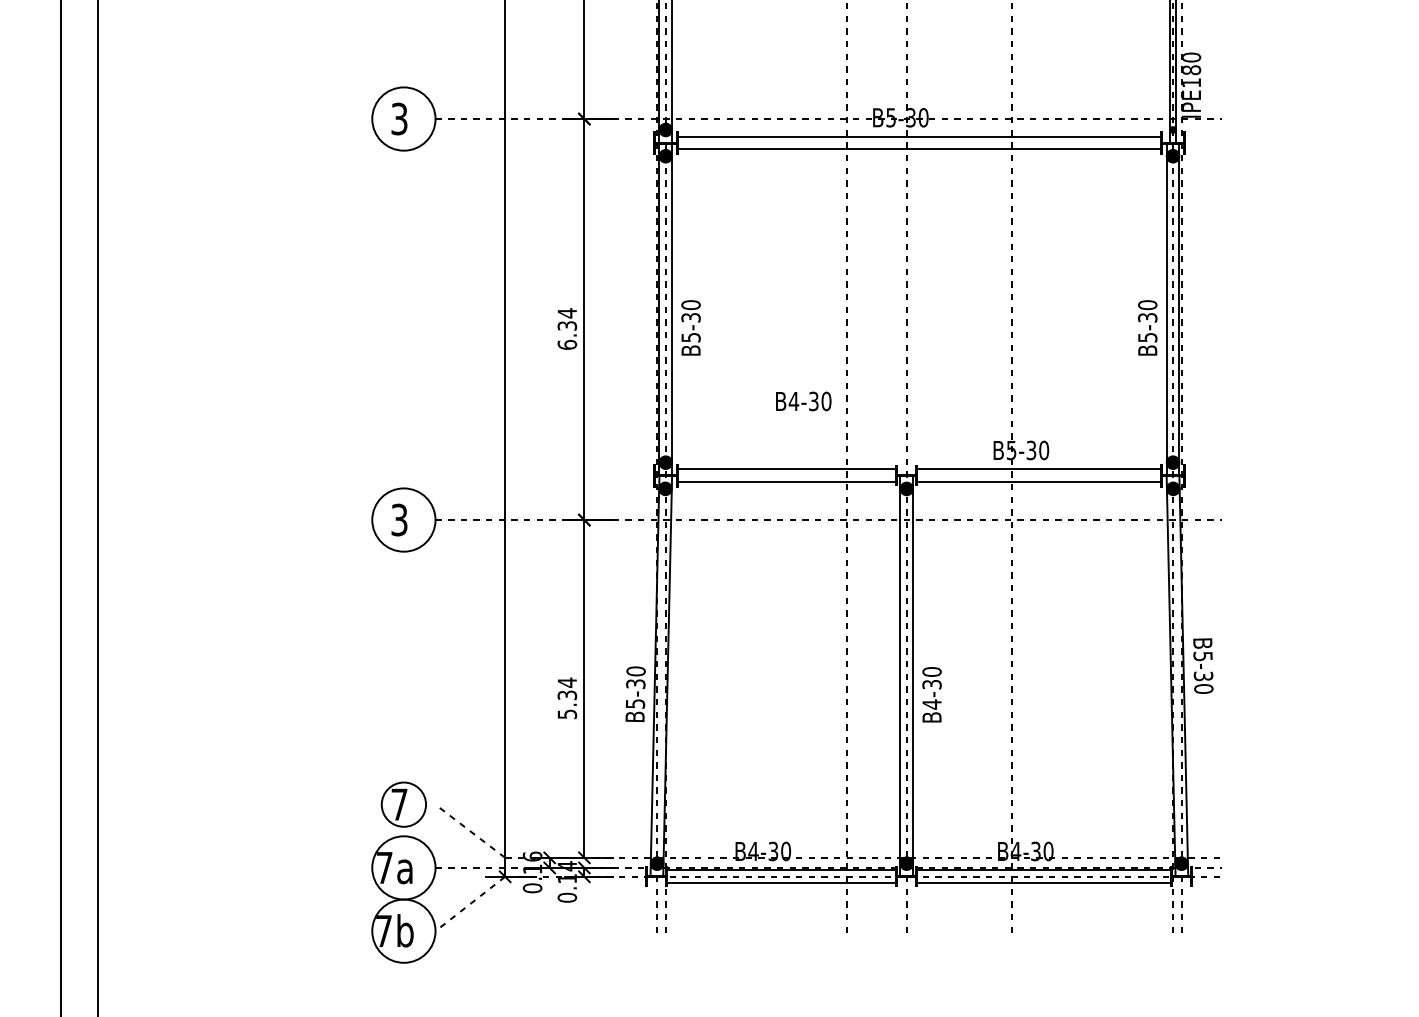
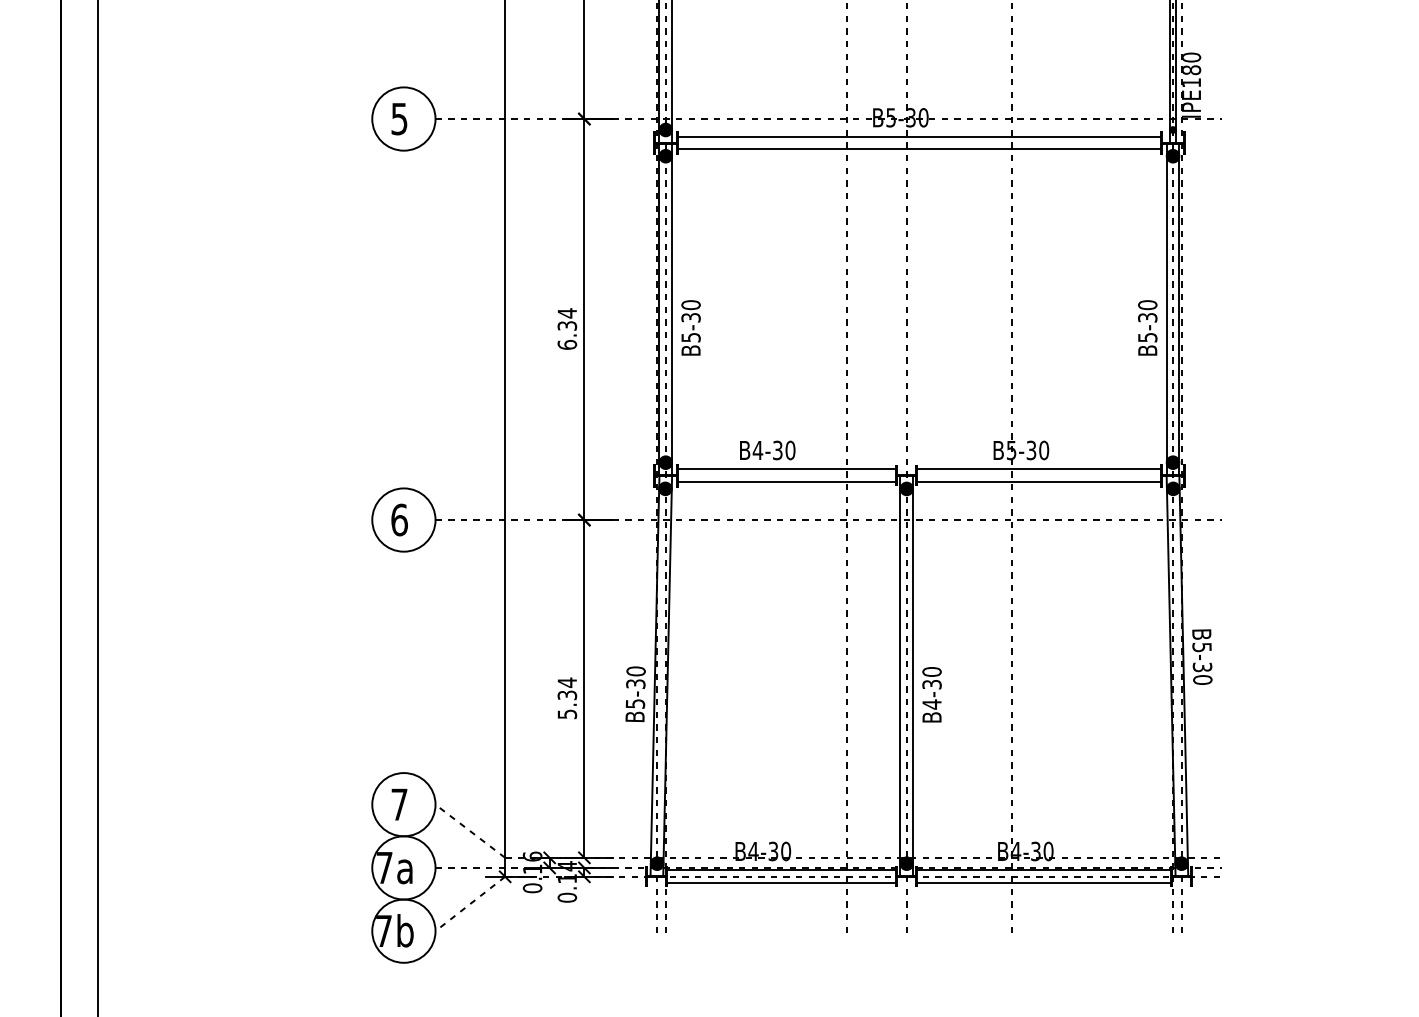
text: 3 -> 5 (399, 118)
text position: (803, 401) -> (767, 450) (767, 450)
text: 3 -> 6 (399, 519)
text position: (1203, 665) -> (1202, 656) (1202, 656)
circle diameter: 44 px -> 63 px (403, 804)
